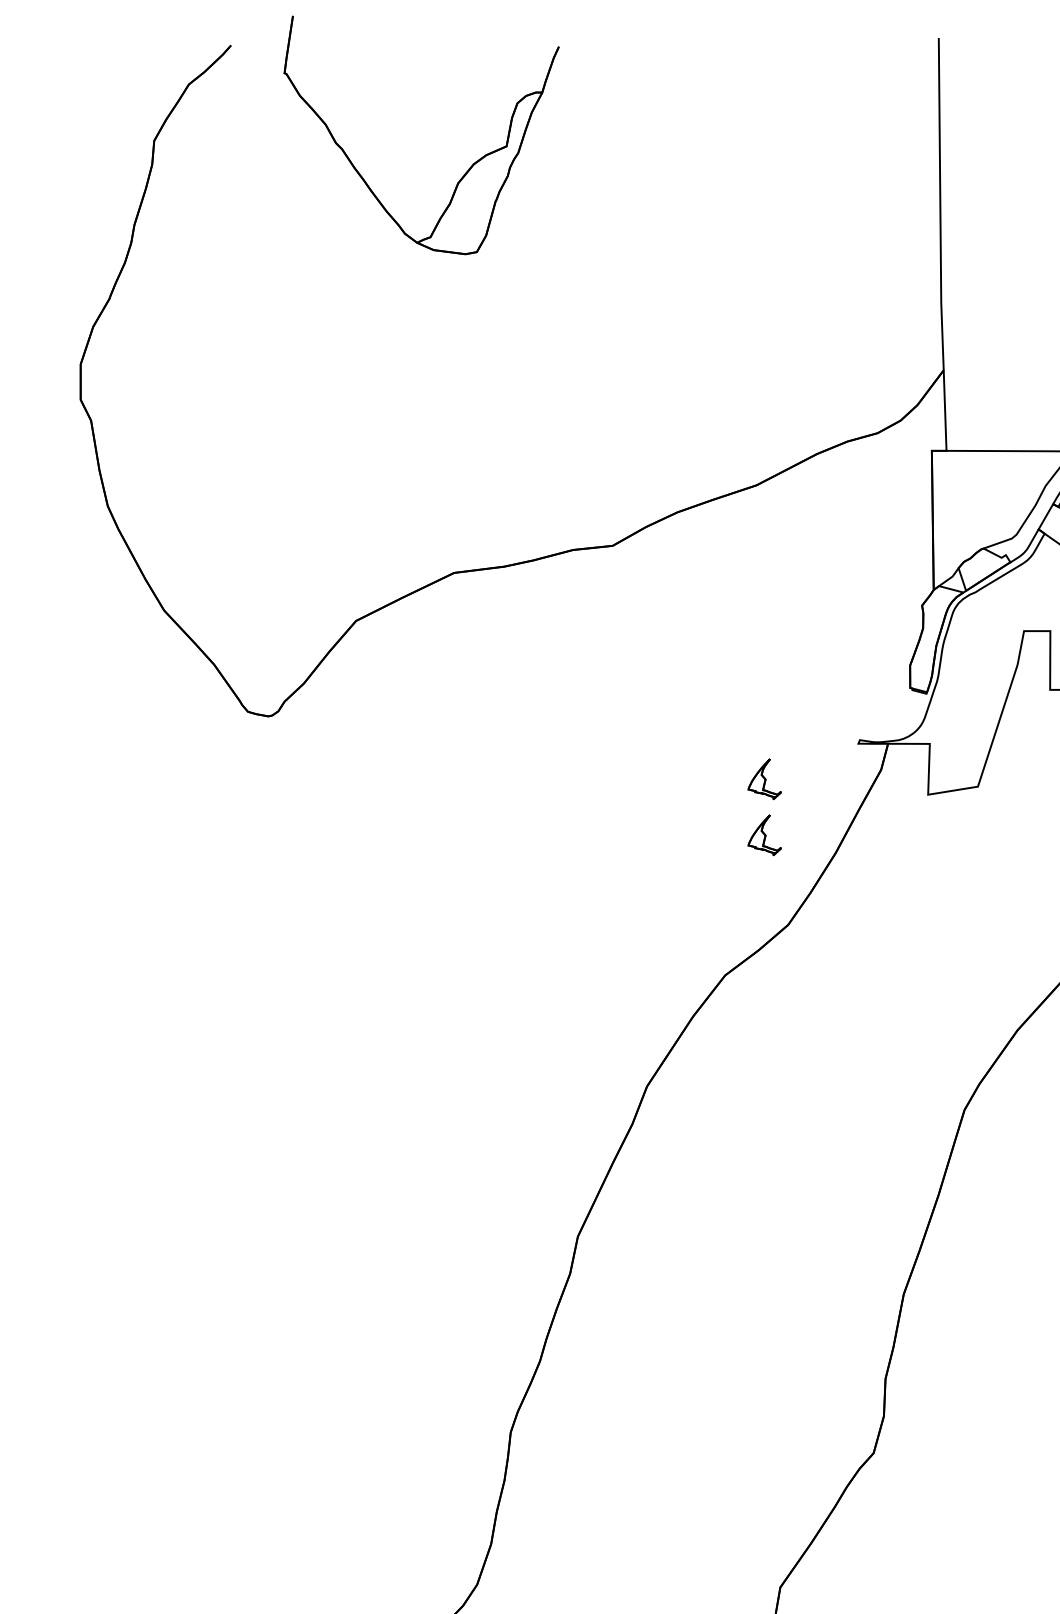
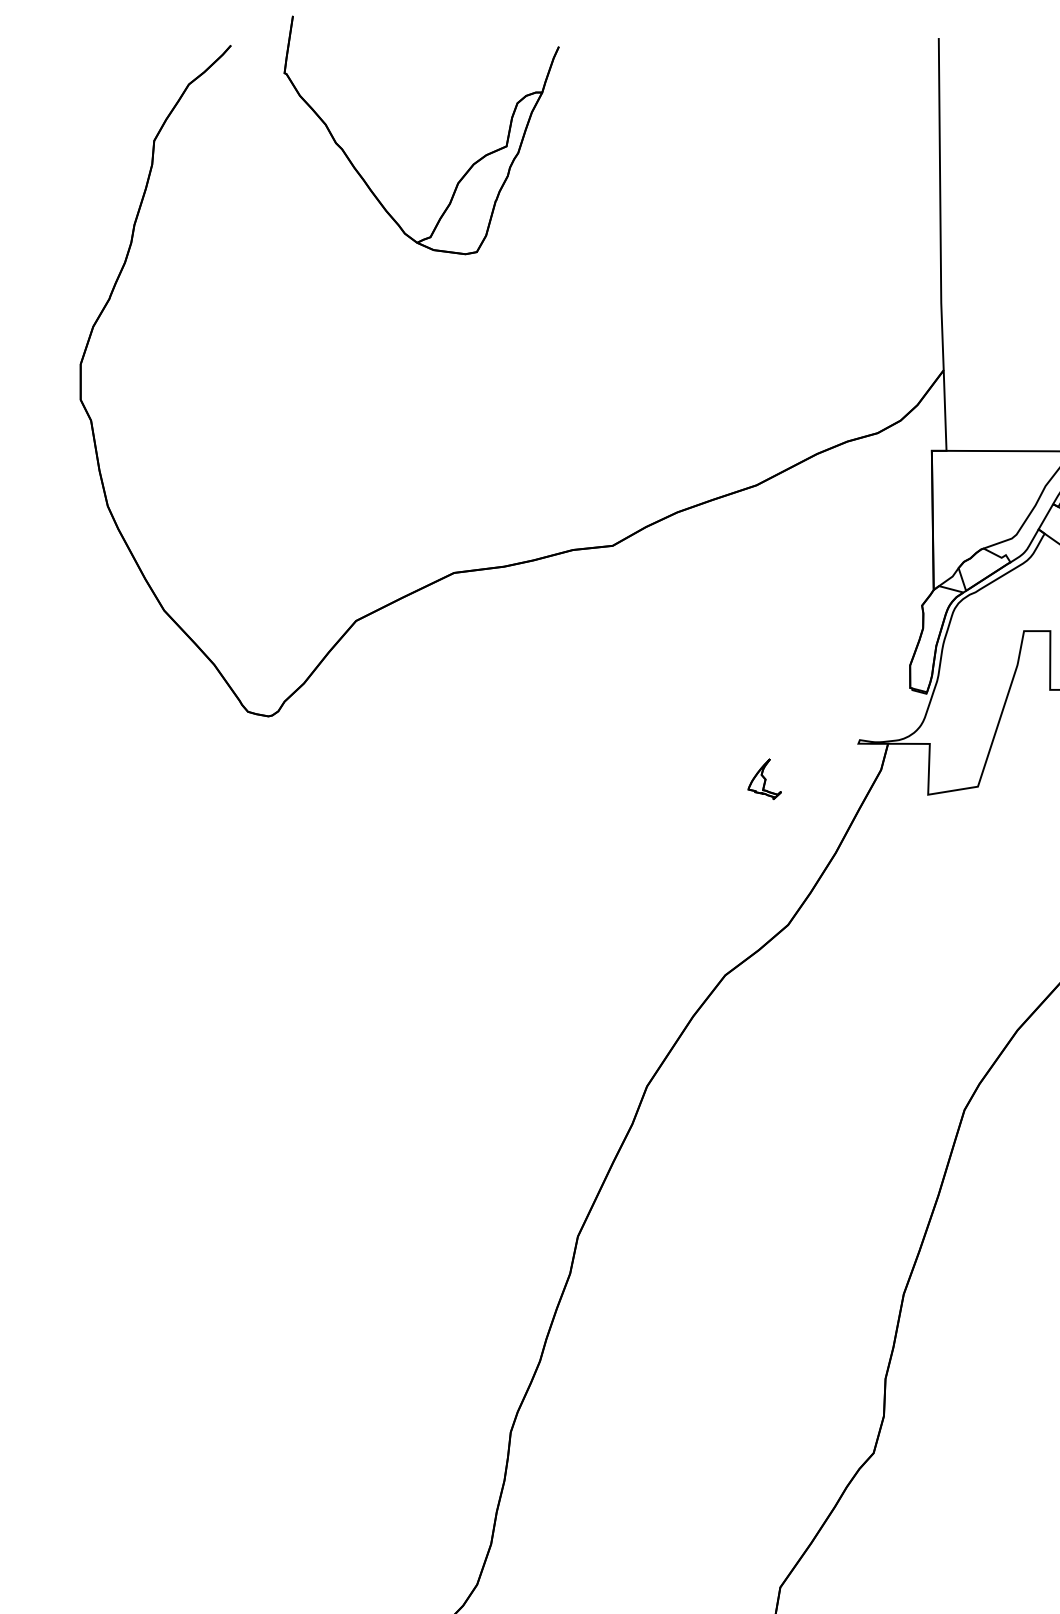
part: present -> none (764, 835)
